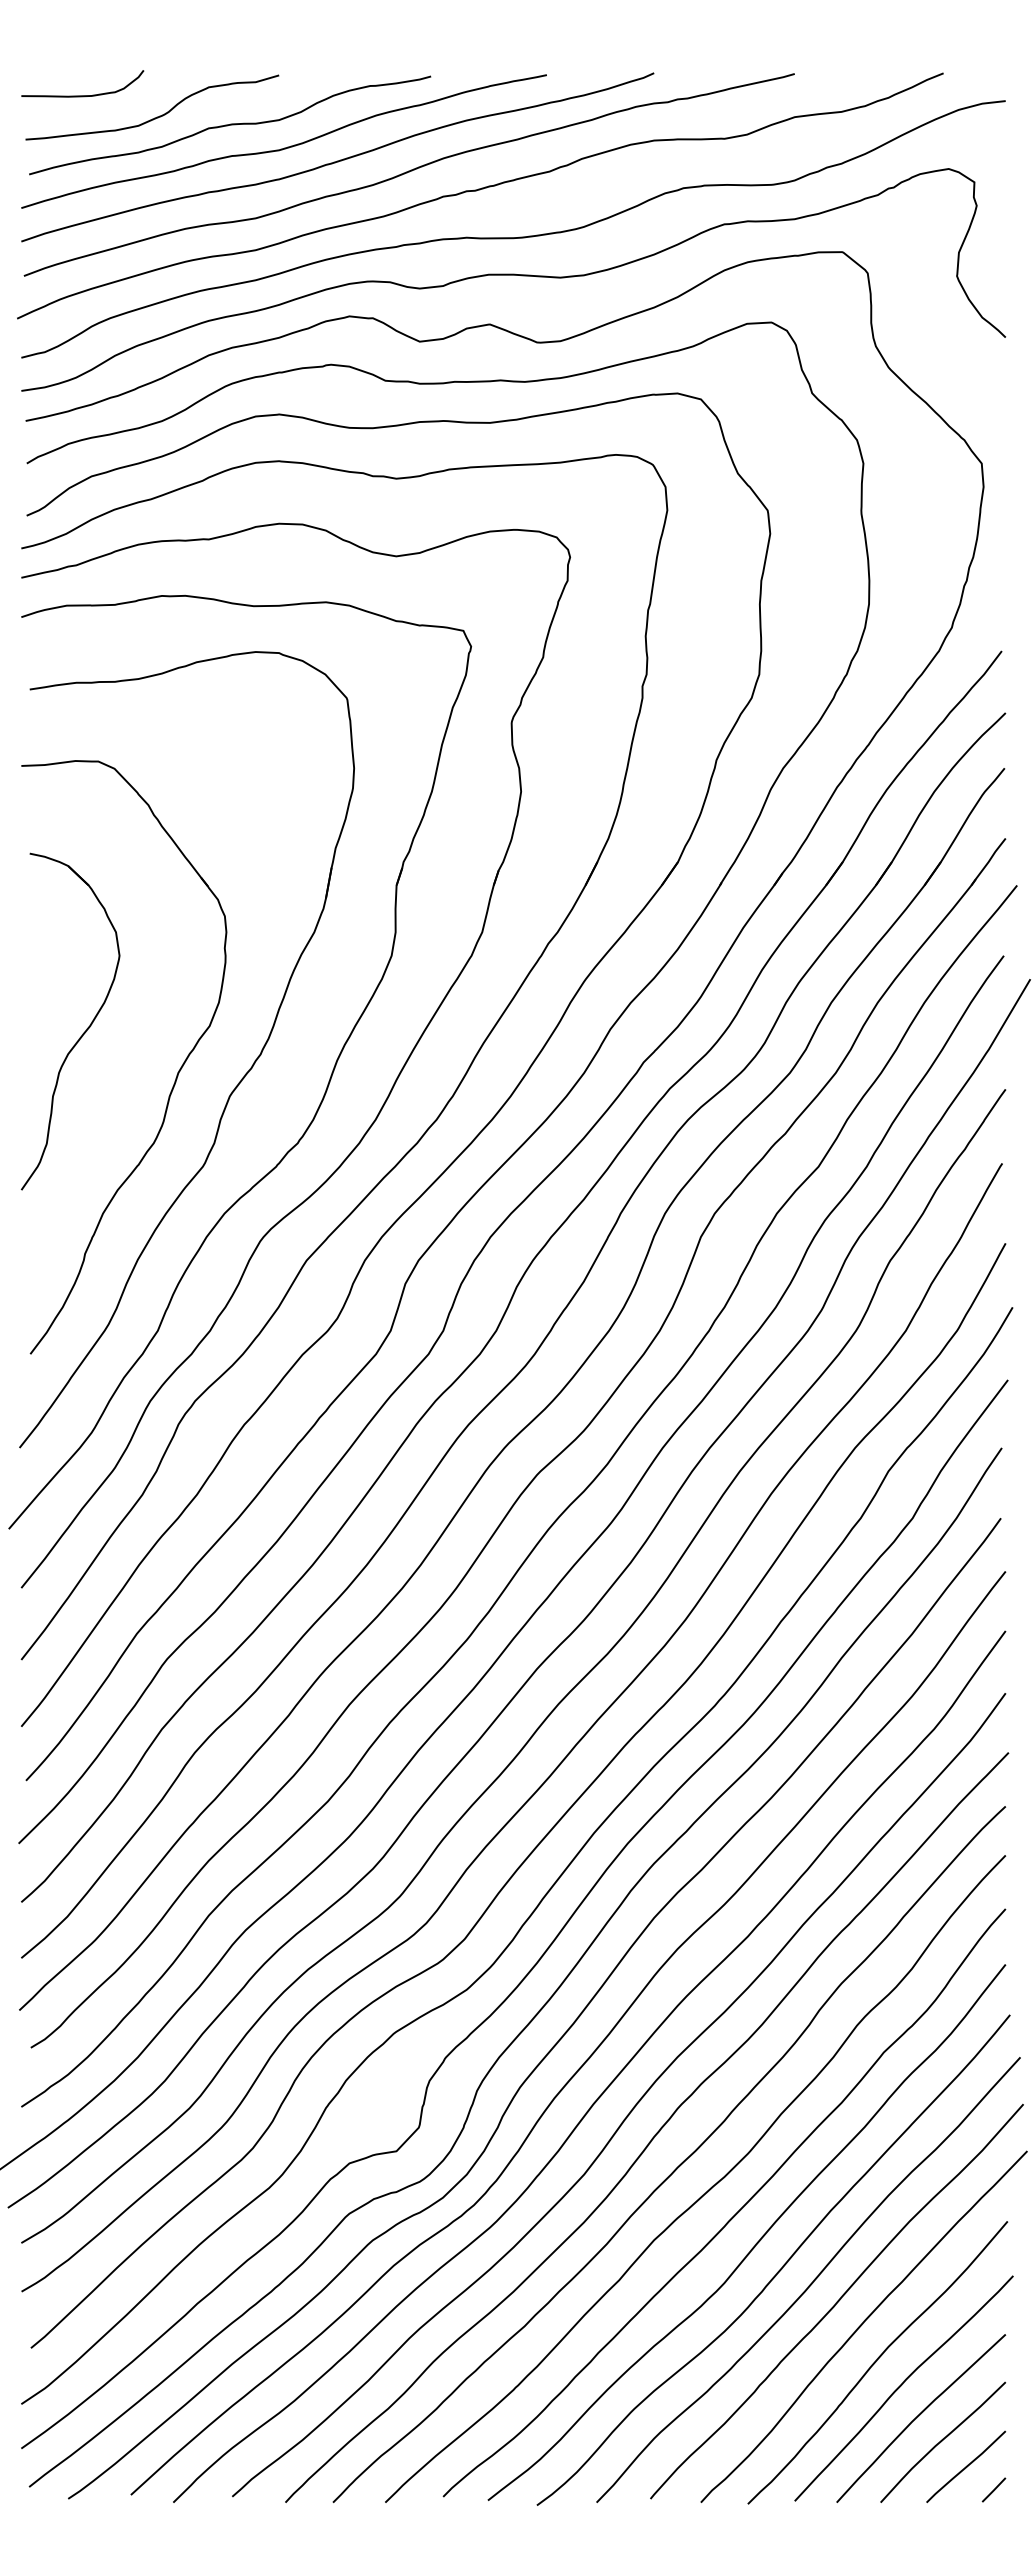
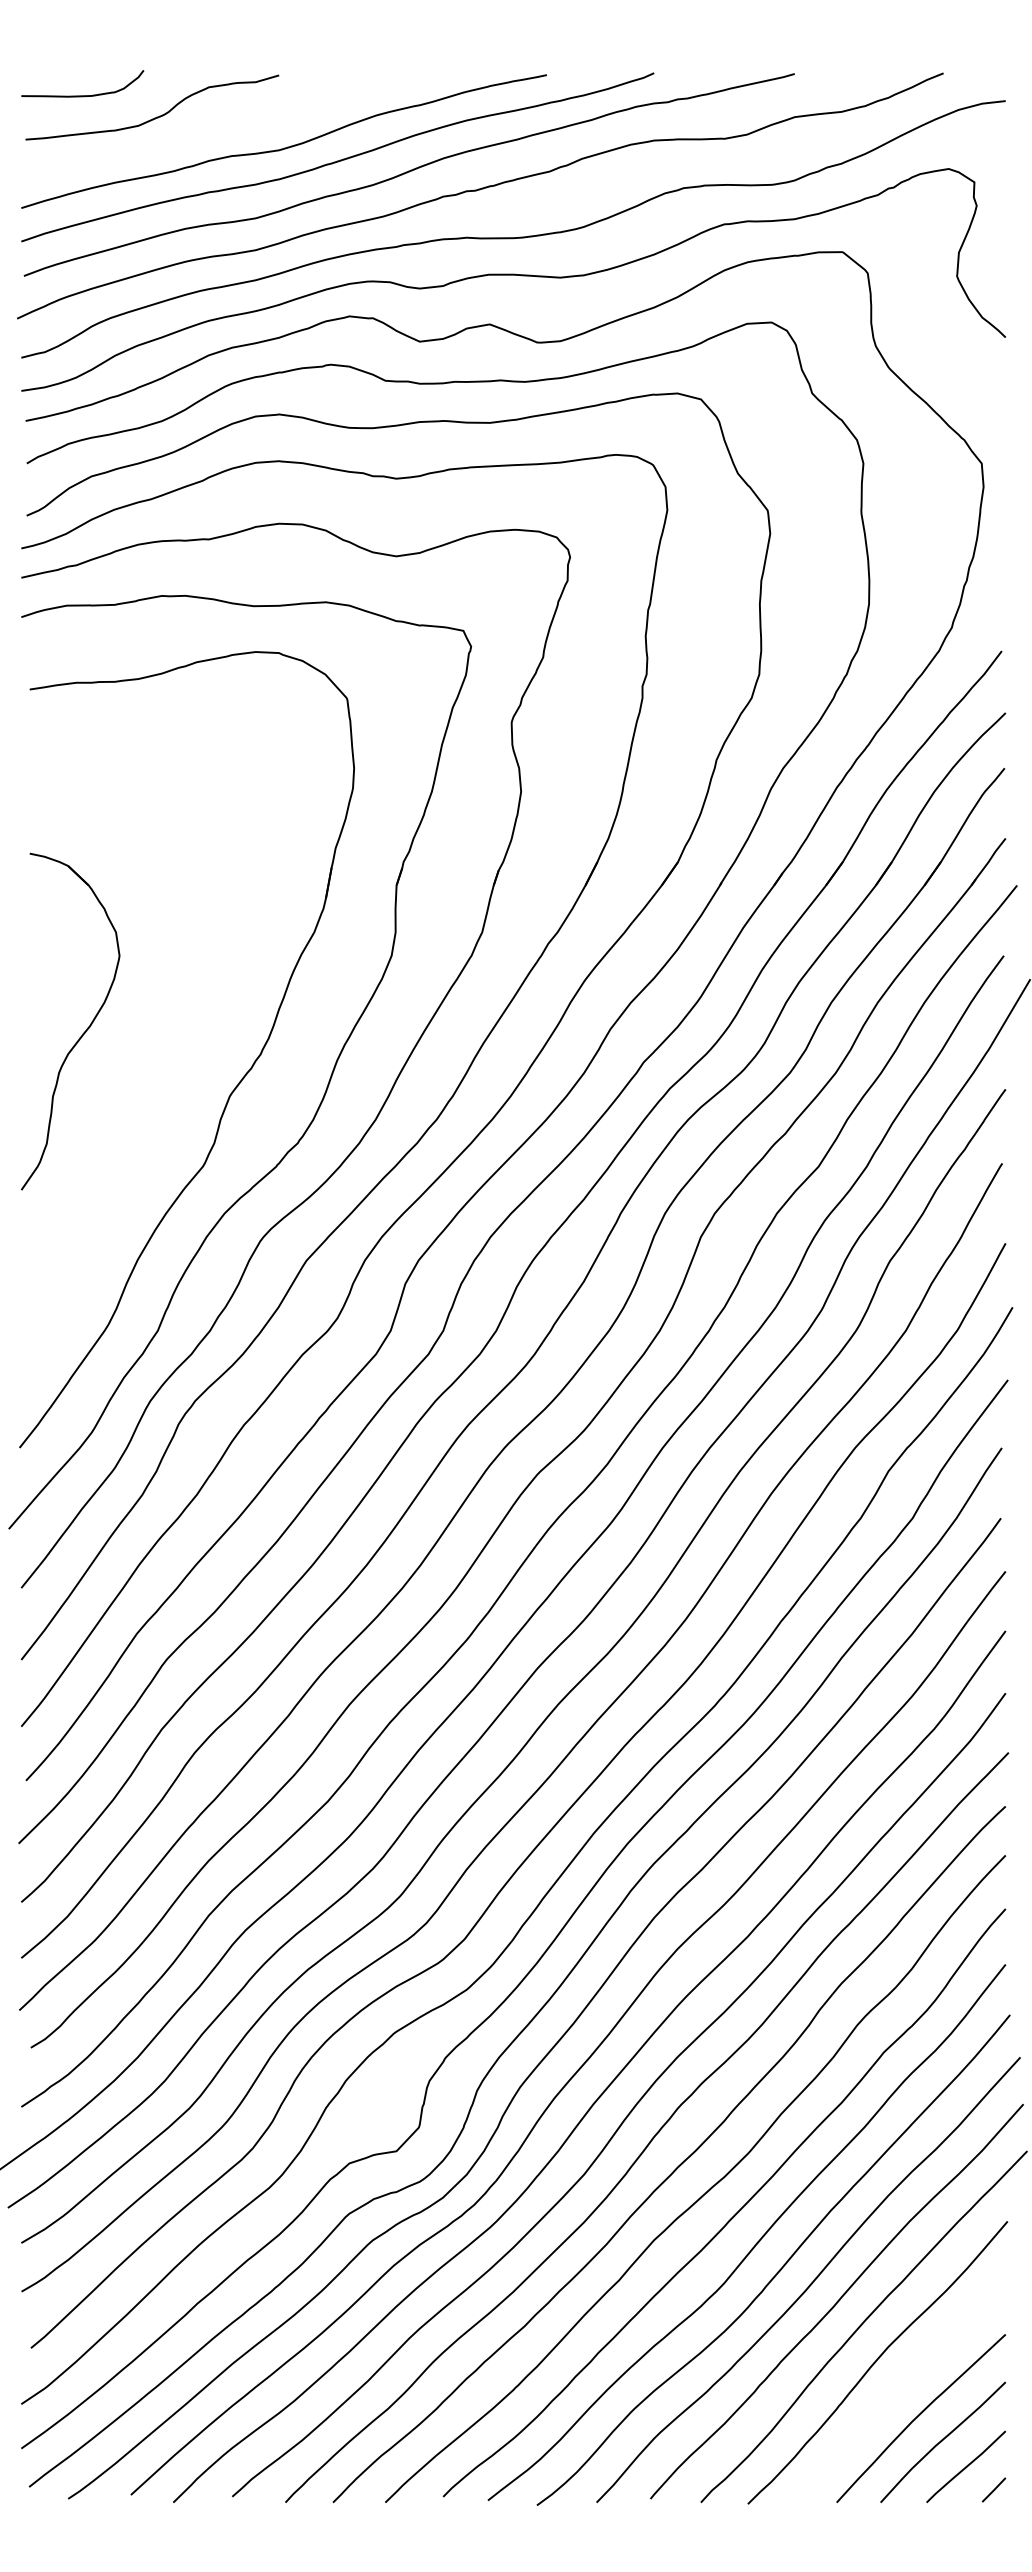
curve: present -> none (230, 125)
part: present -> none (176, 1074)
curve: present -> none (901, 2386)
